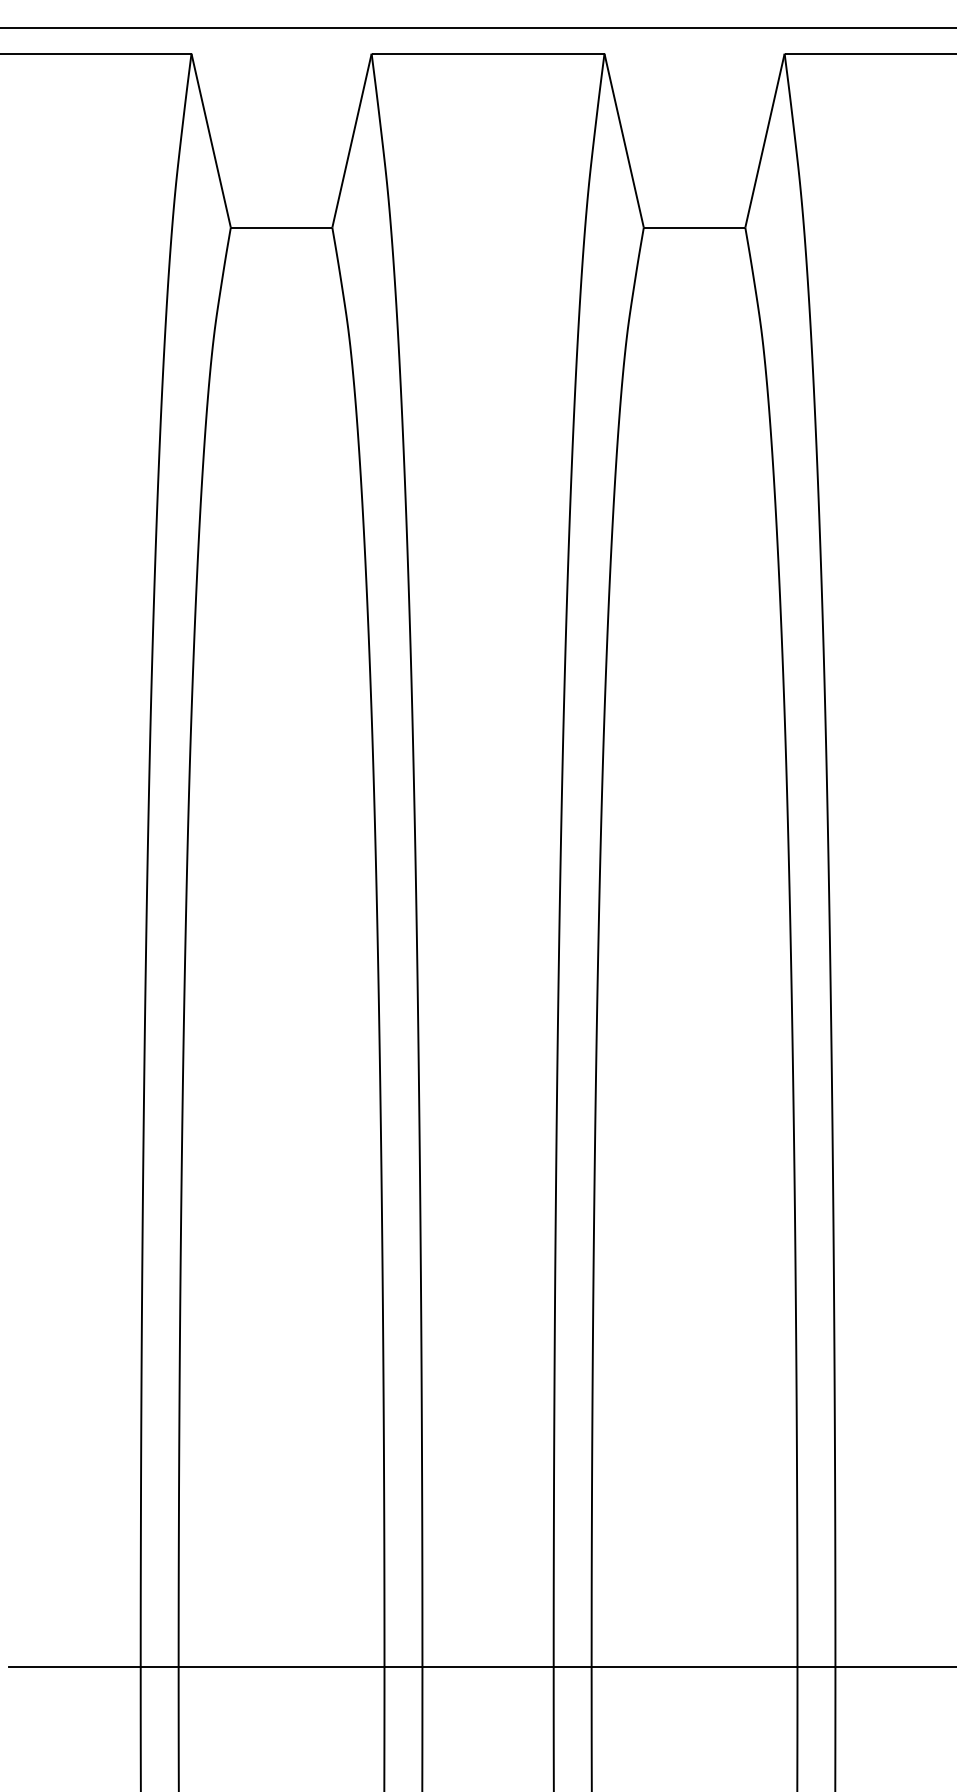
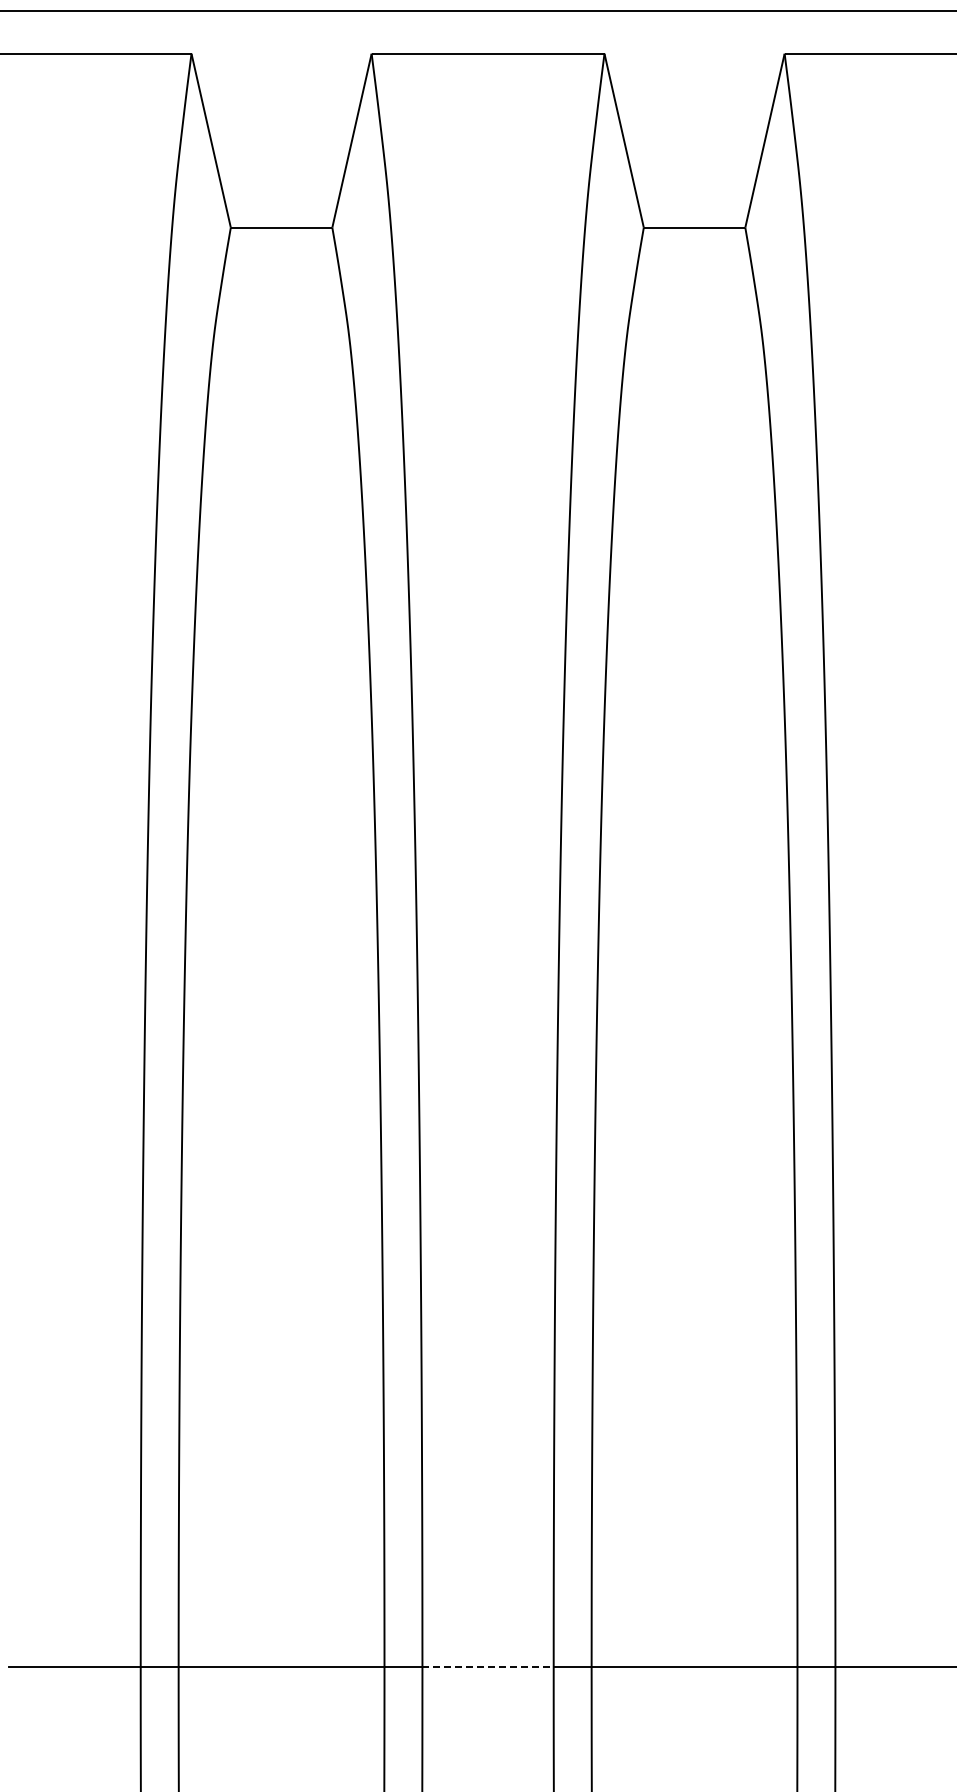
line position: (477, 27) -> (477, 10) (477, 10)
line: solid -> dashed (488, 1666)
